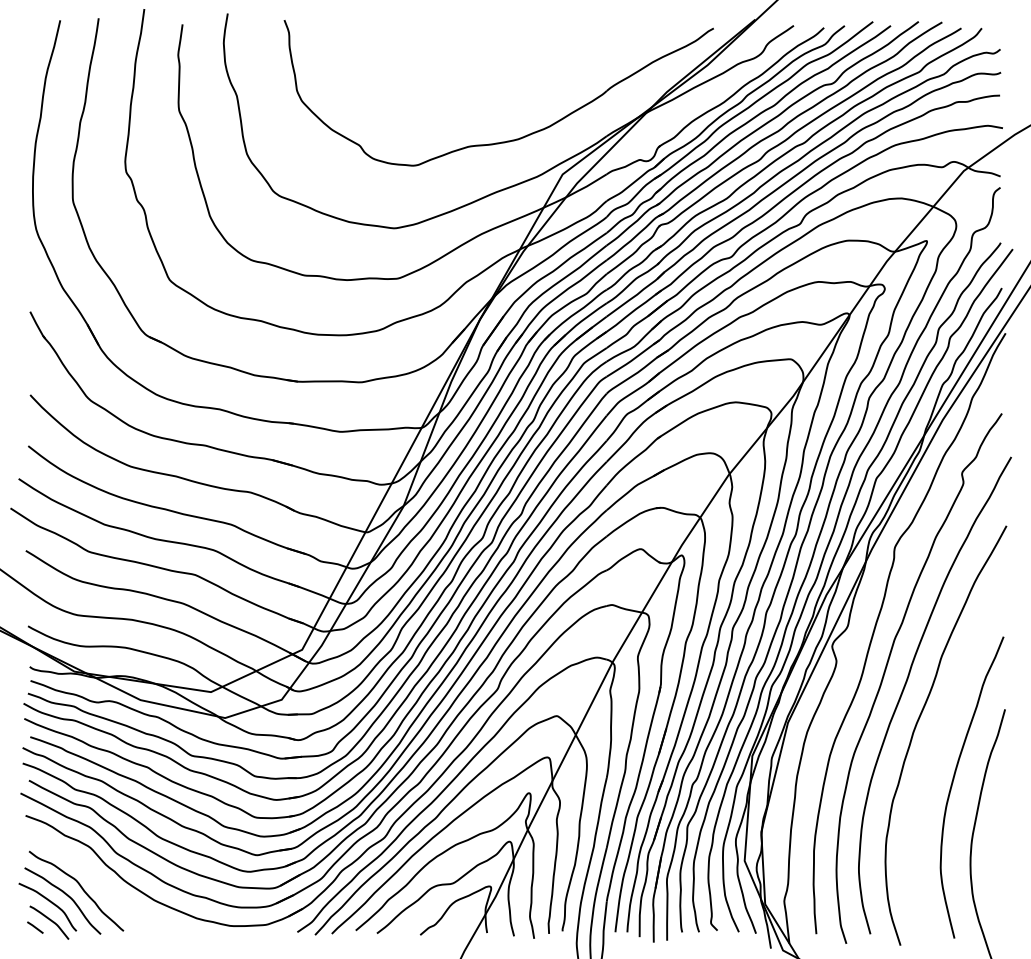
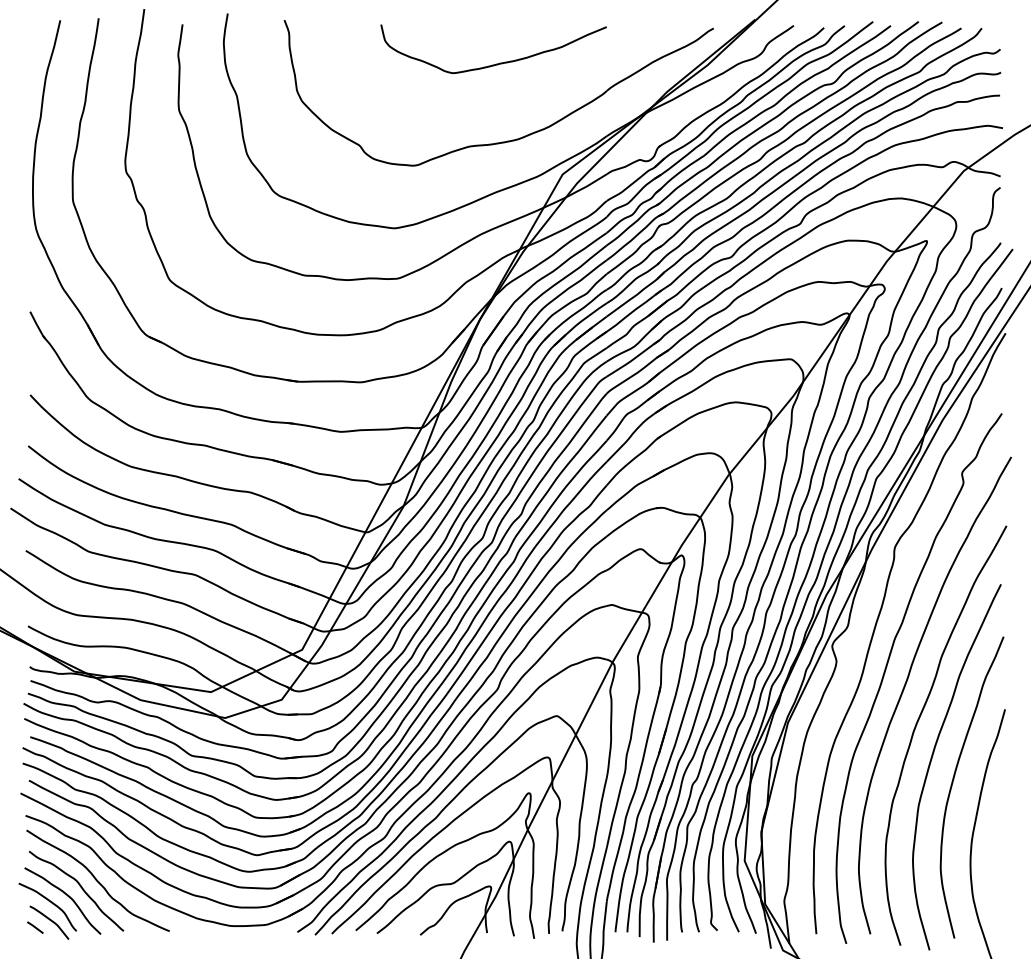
curve: none -> present (496, 63)
curve: none -> present (932, 759)
curve: none -> present (97, 880)
